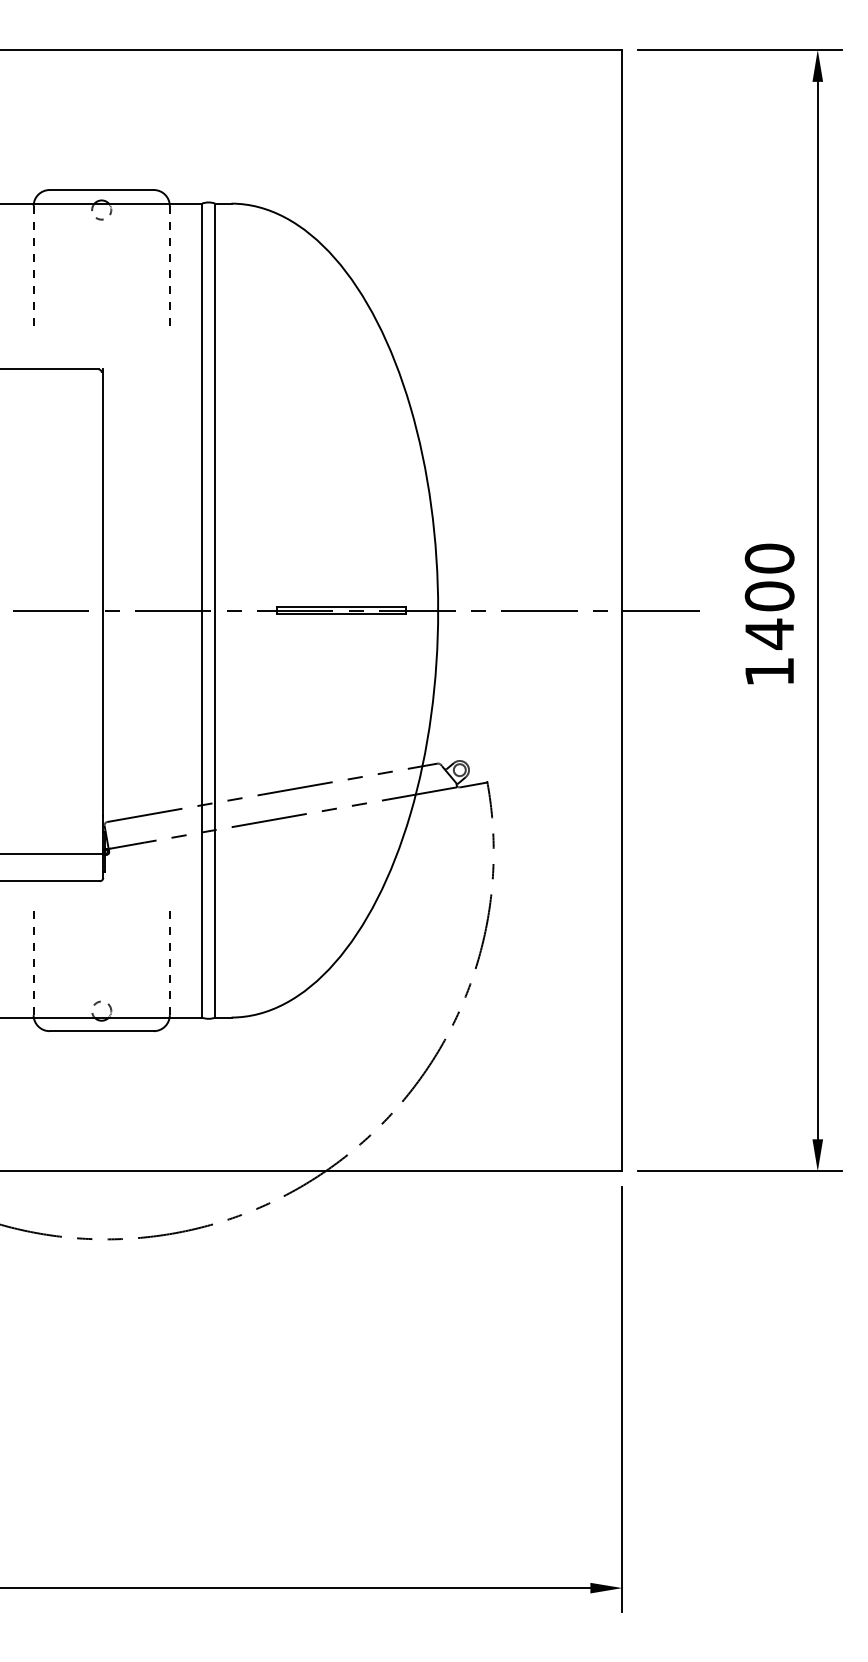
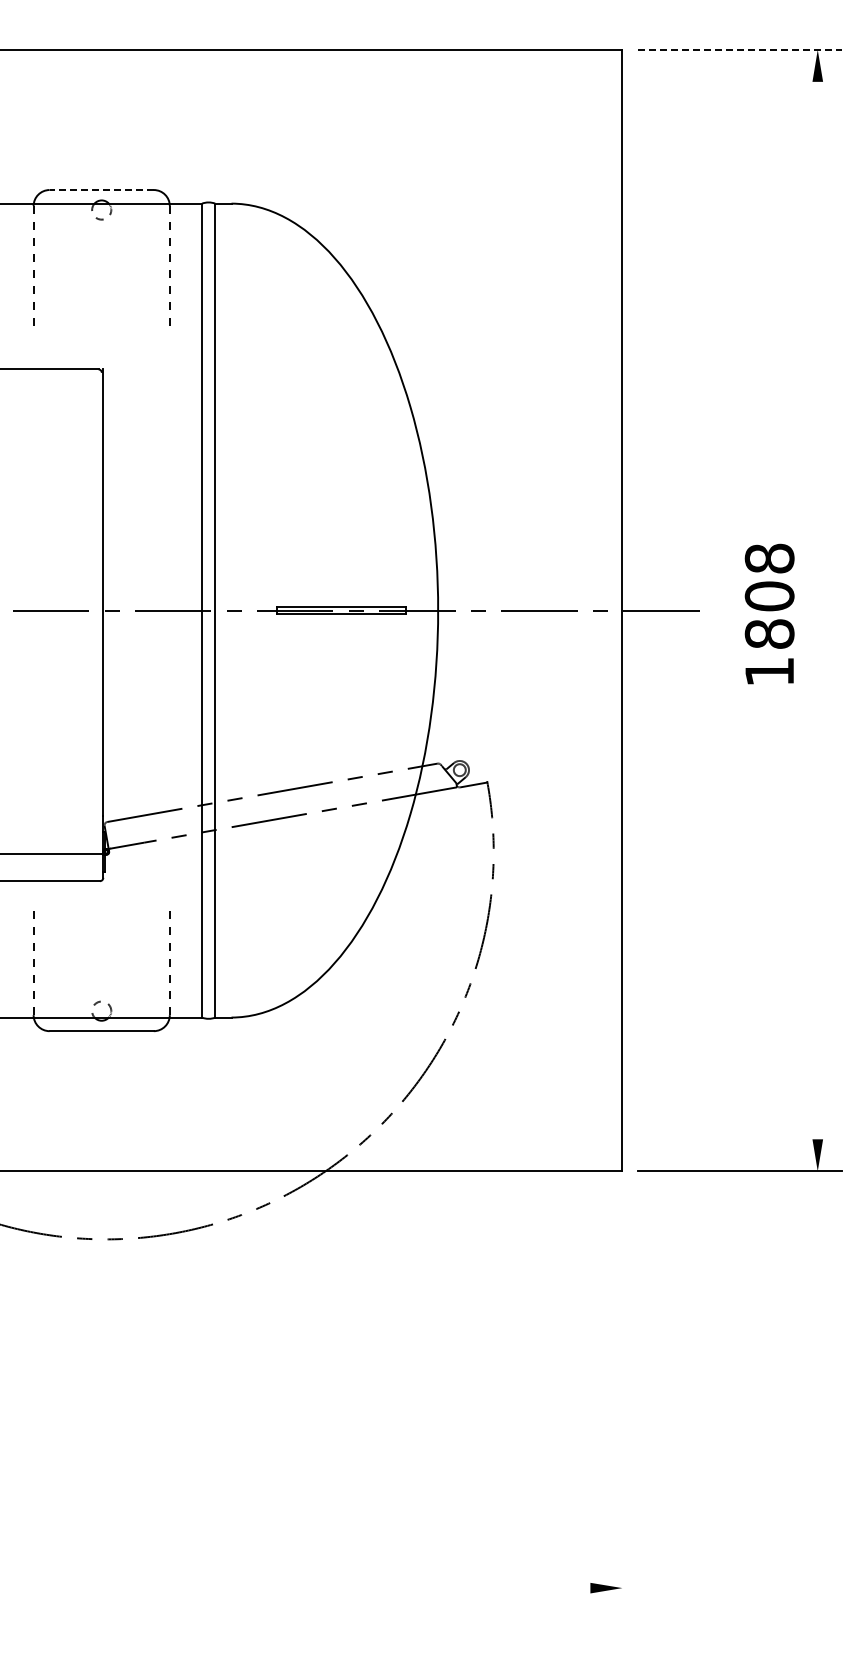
line: solid -> dashed (740, 49)
line: solid -> dashed (101, 190)
text: 1400 -> 1808 (769, 596)
line: present -> none (817, 610)
line: present -> none (622, 1399)
line: present -> none (296, 1588)
